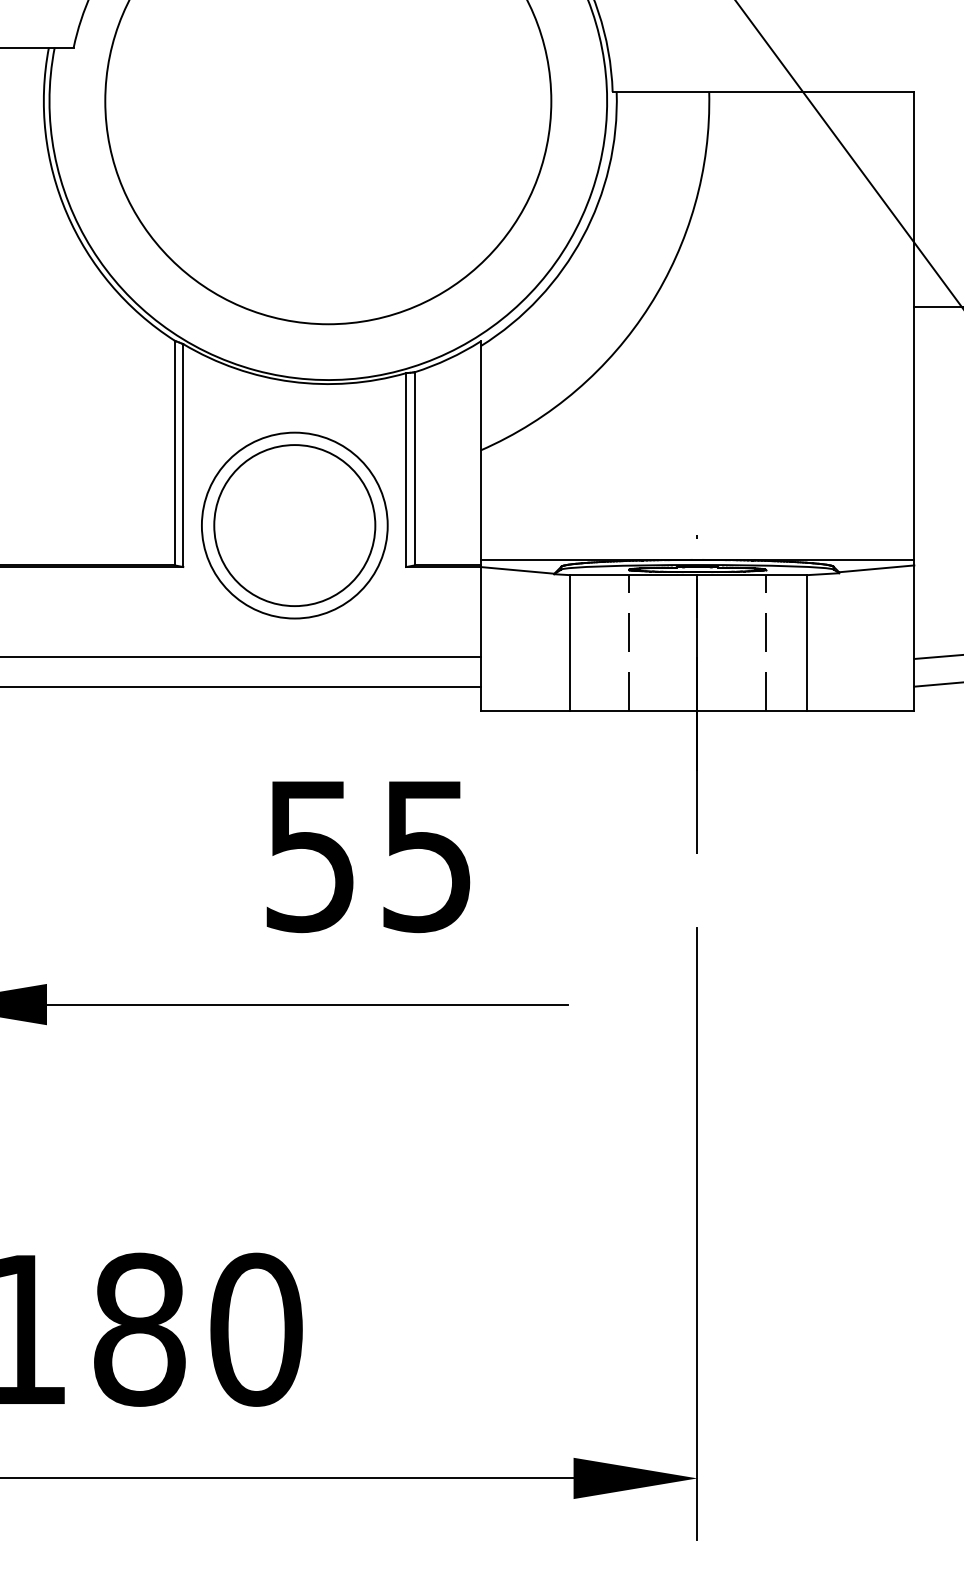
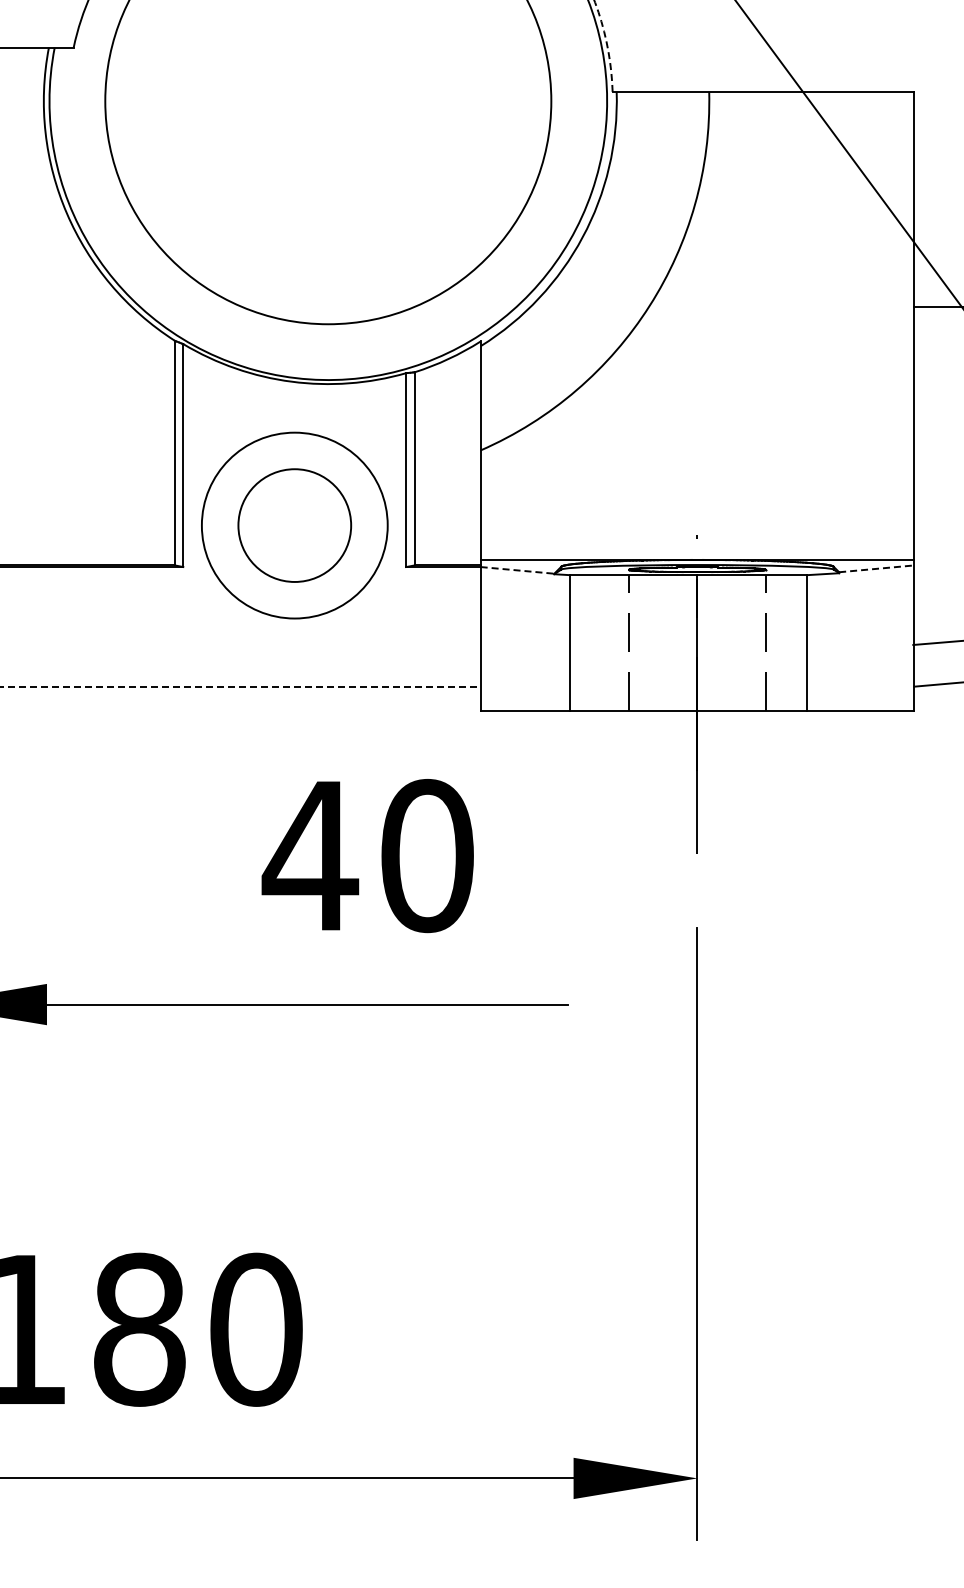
arc: solid -> dashed (606, 44)
circle diameter: 161 px -> 113 px (294, 525)
line: solid -> dashed (876, 568)
line: solid -> dashed (517, 570)
line position: (937, 656) -> (936, 642) (936, 642)
line: present -> none (241, 657)
line: solid -> dashed (240, 686)
text: 55 -> 40 (367, 856)
